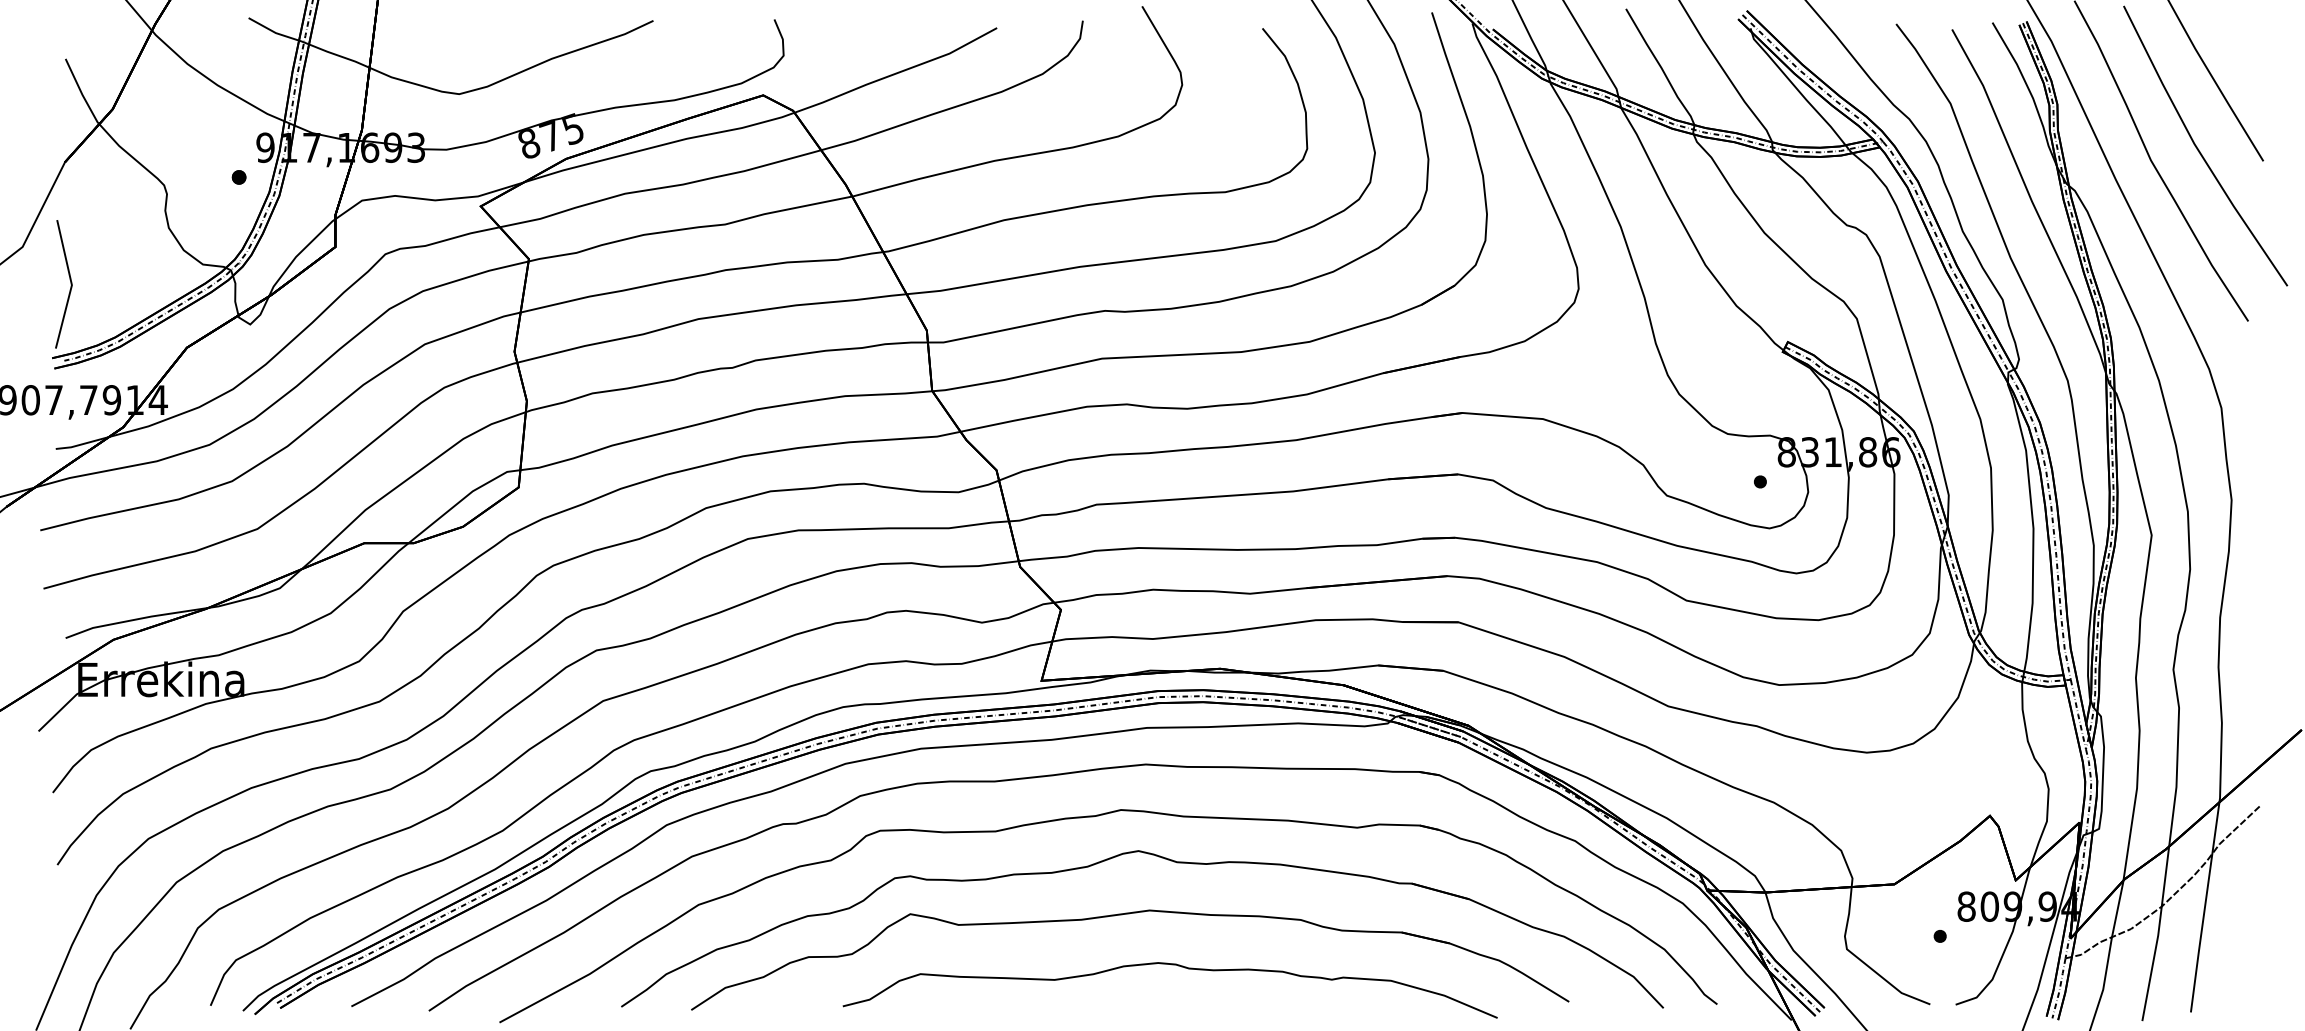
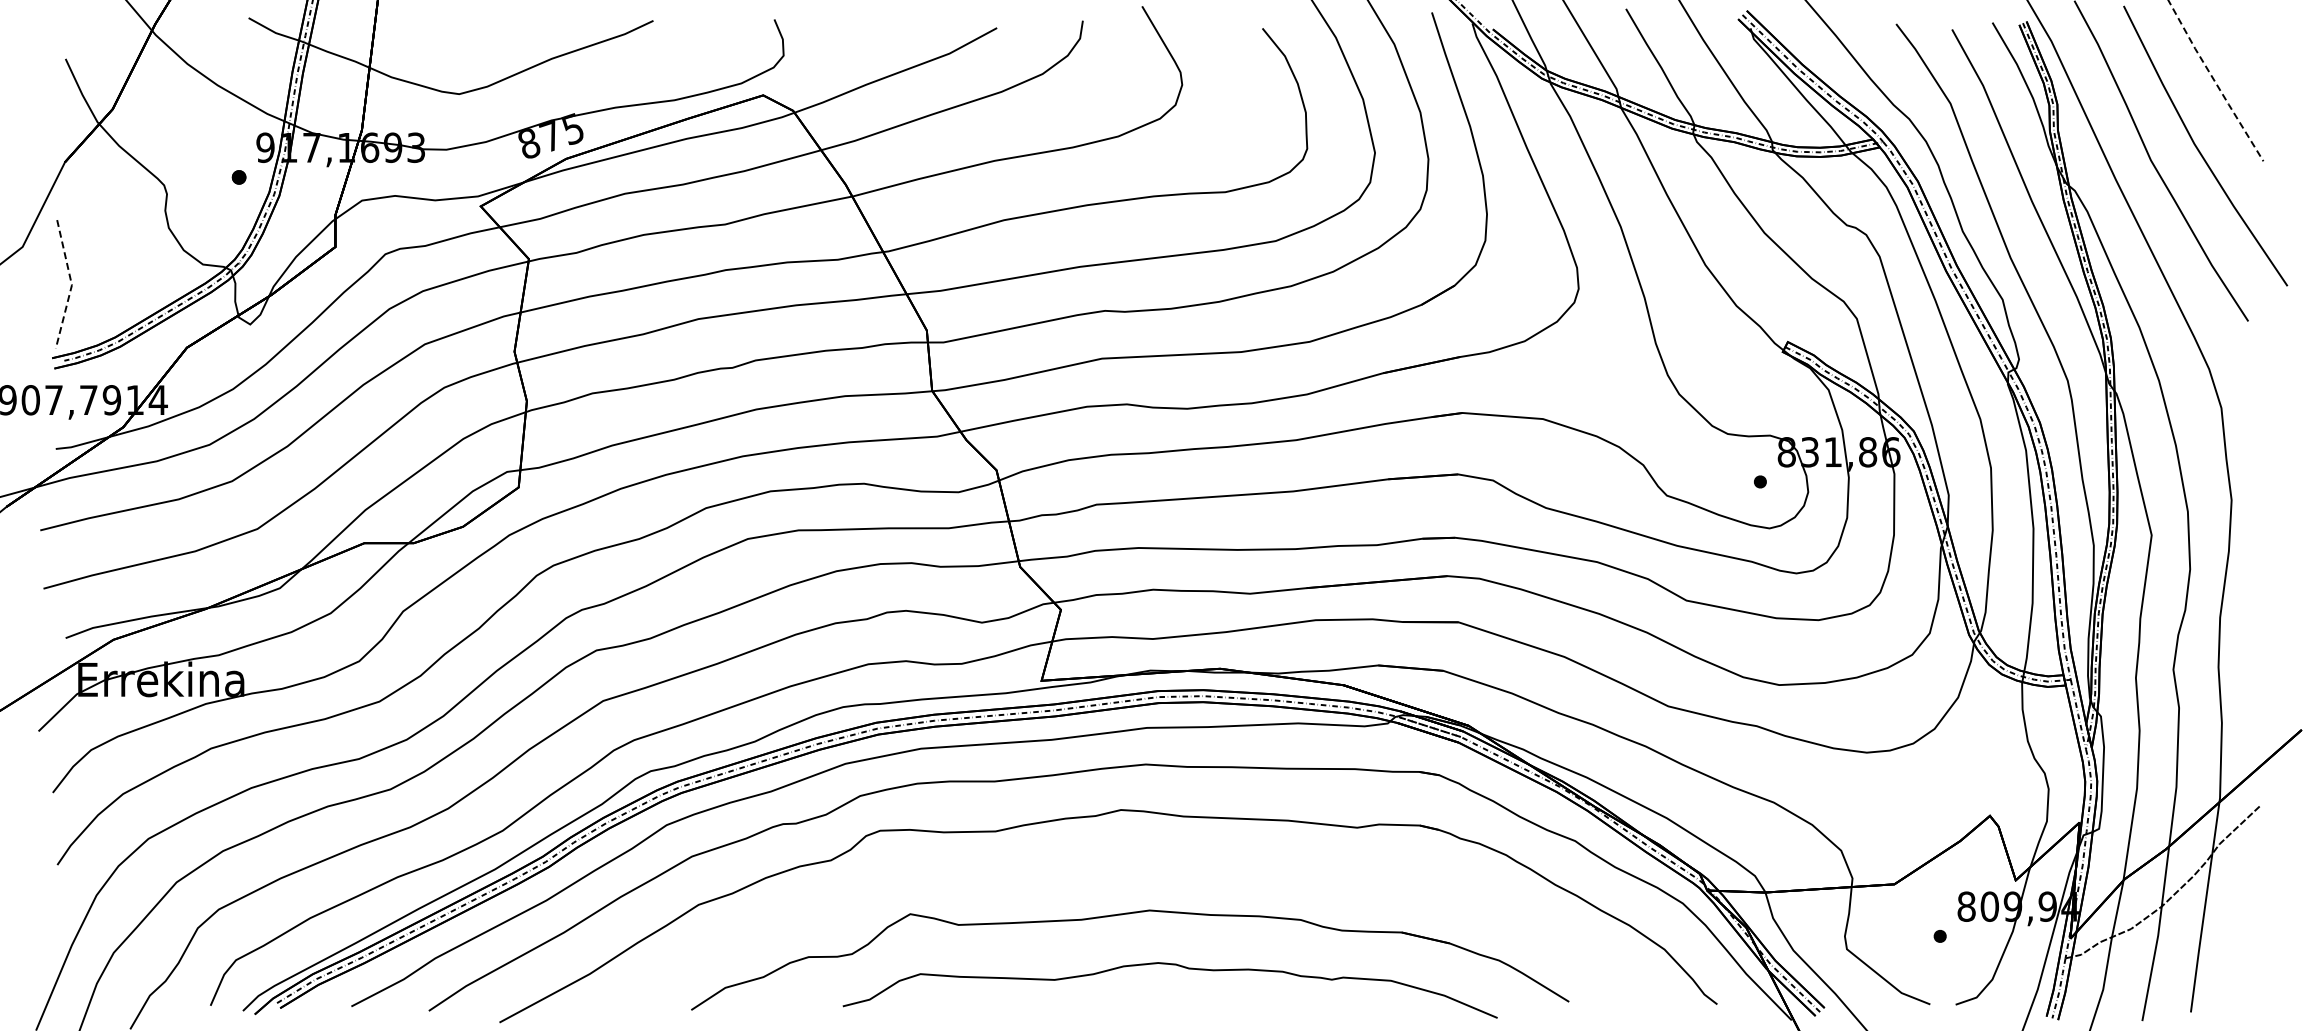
line: solid -> dashed (2215, 81)
line: solid -> dashed (71, 285)
part: present -> none (1164, 859)
